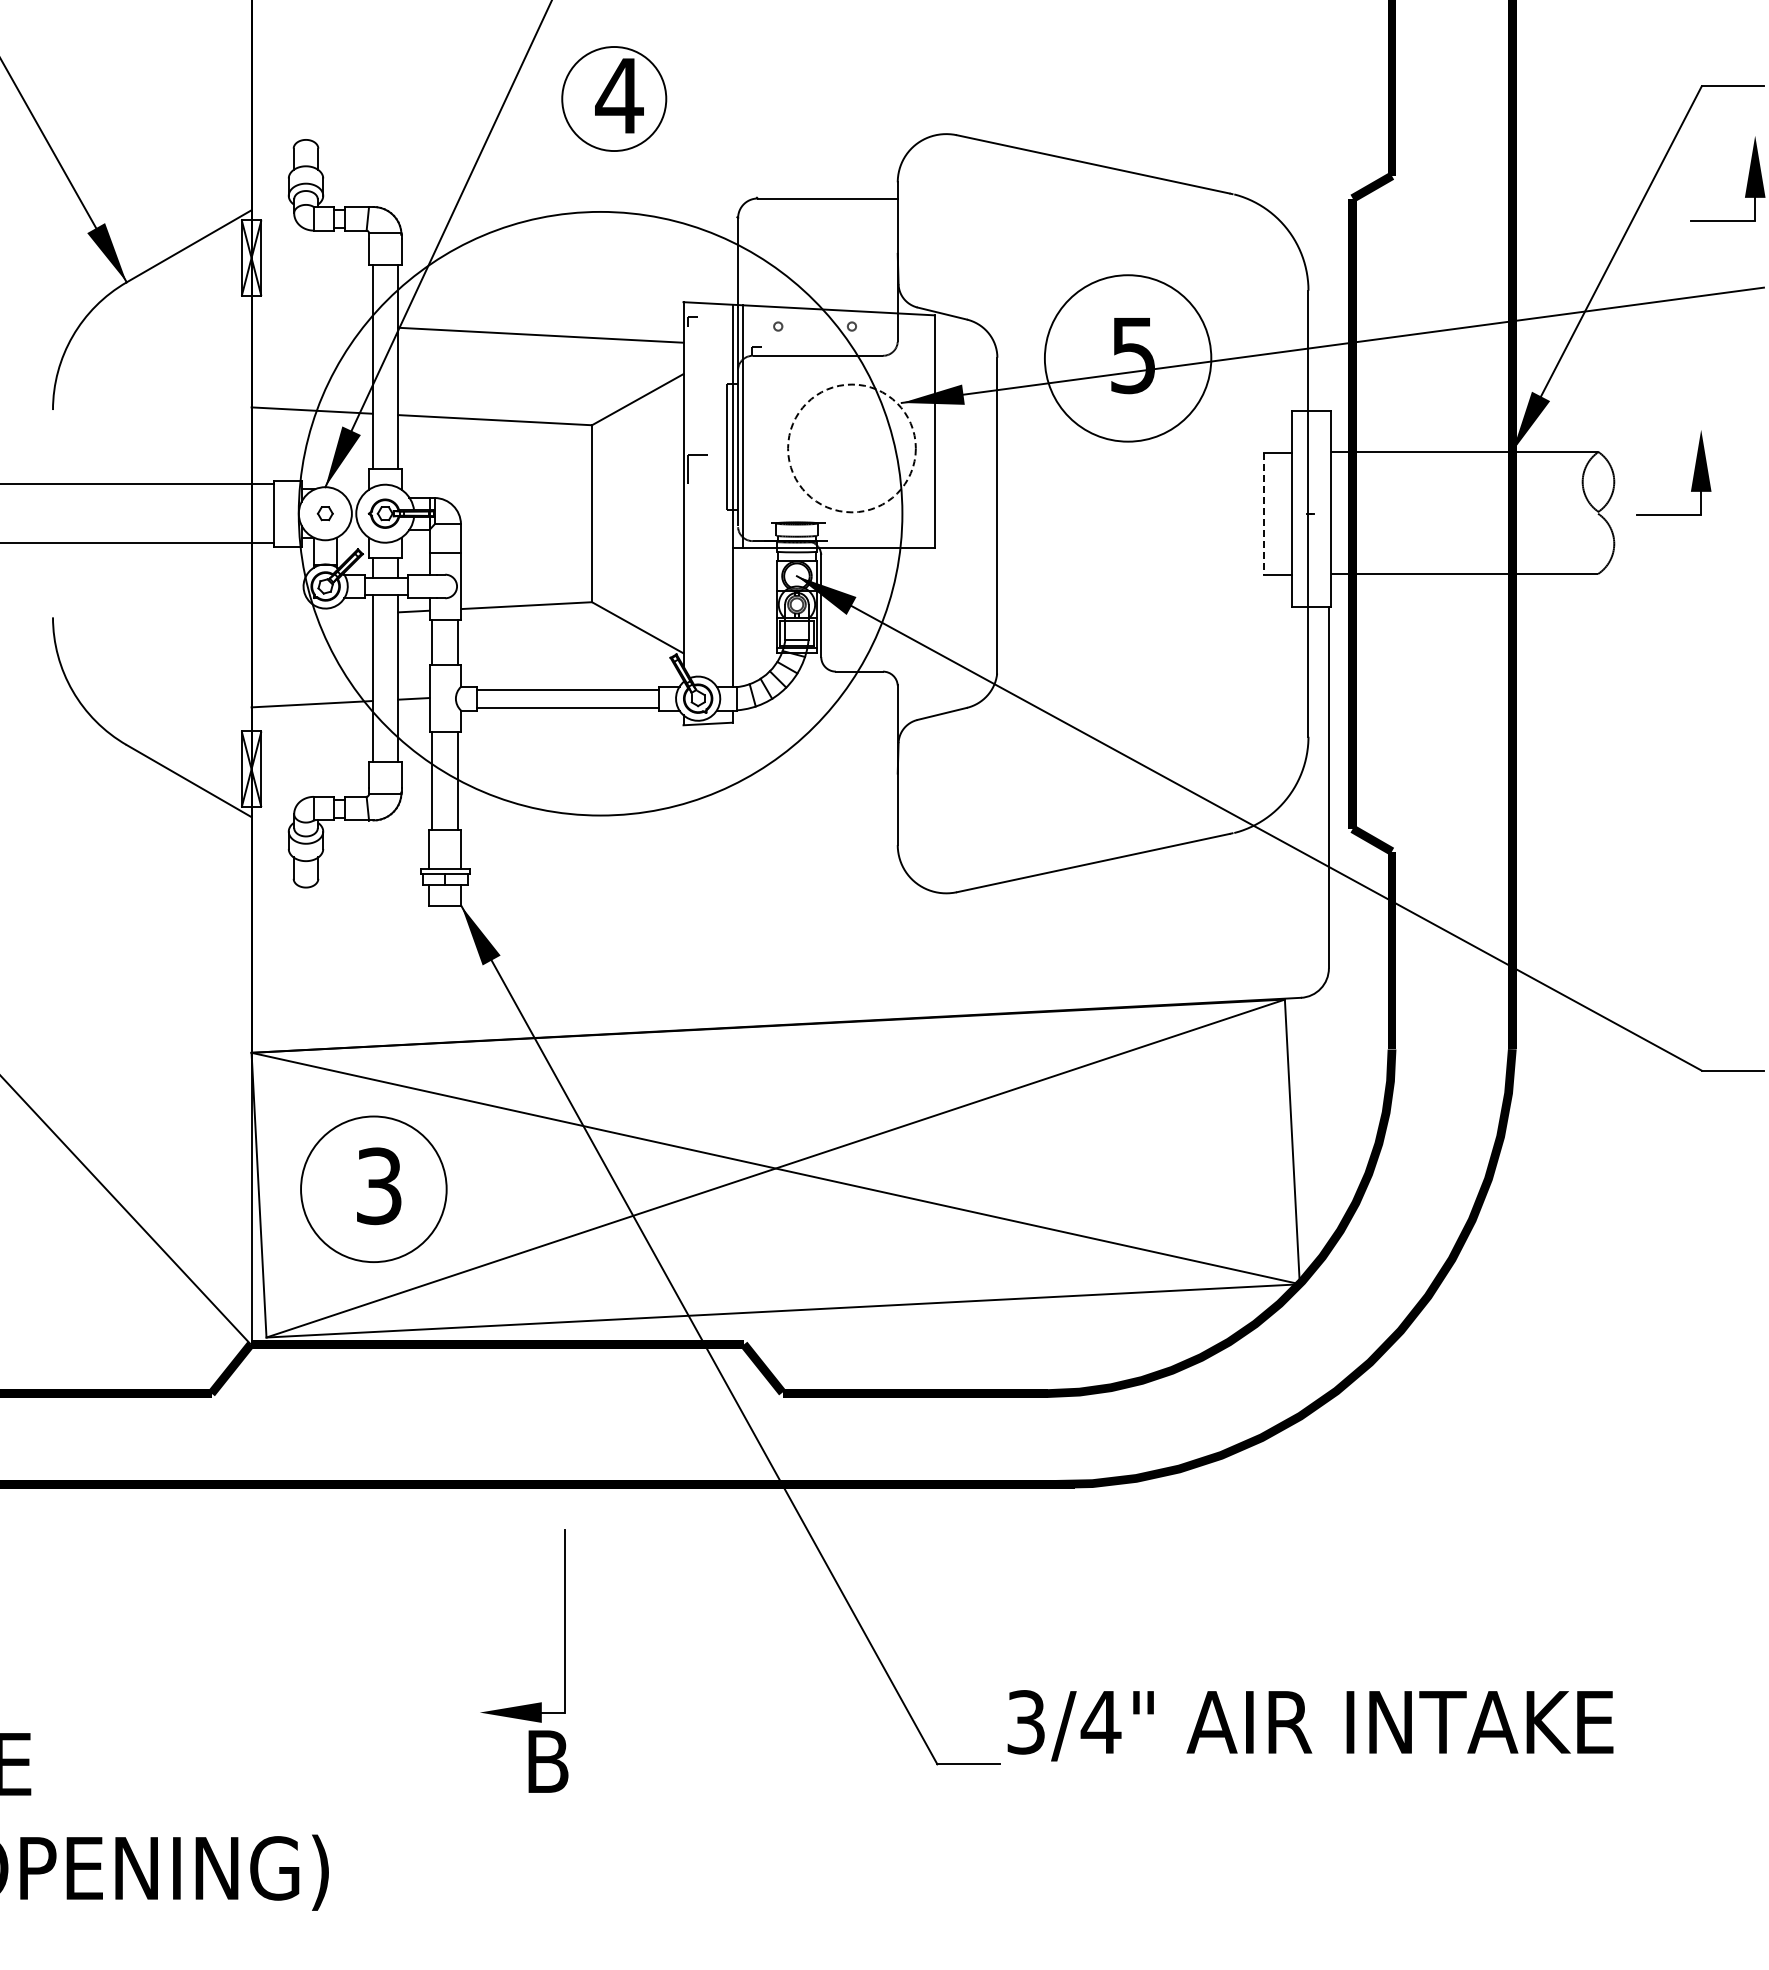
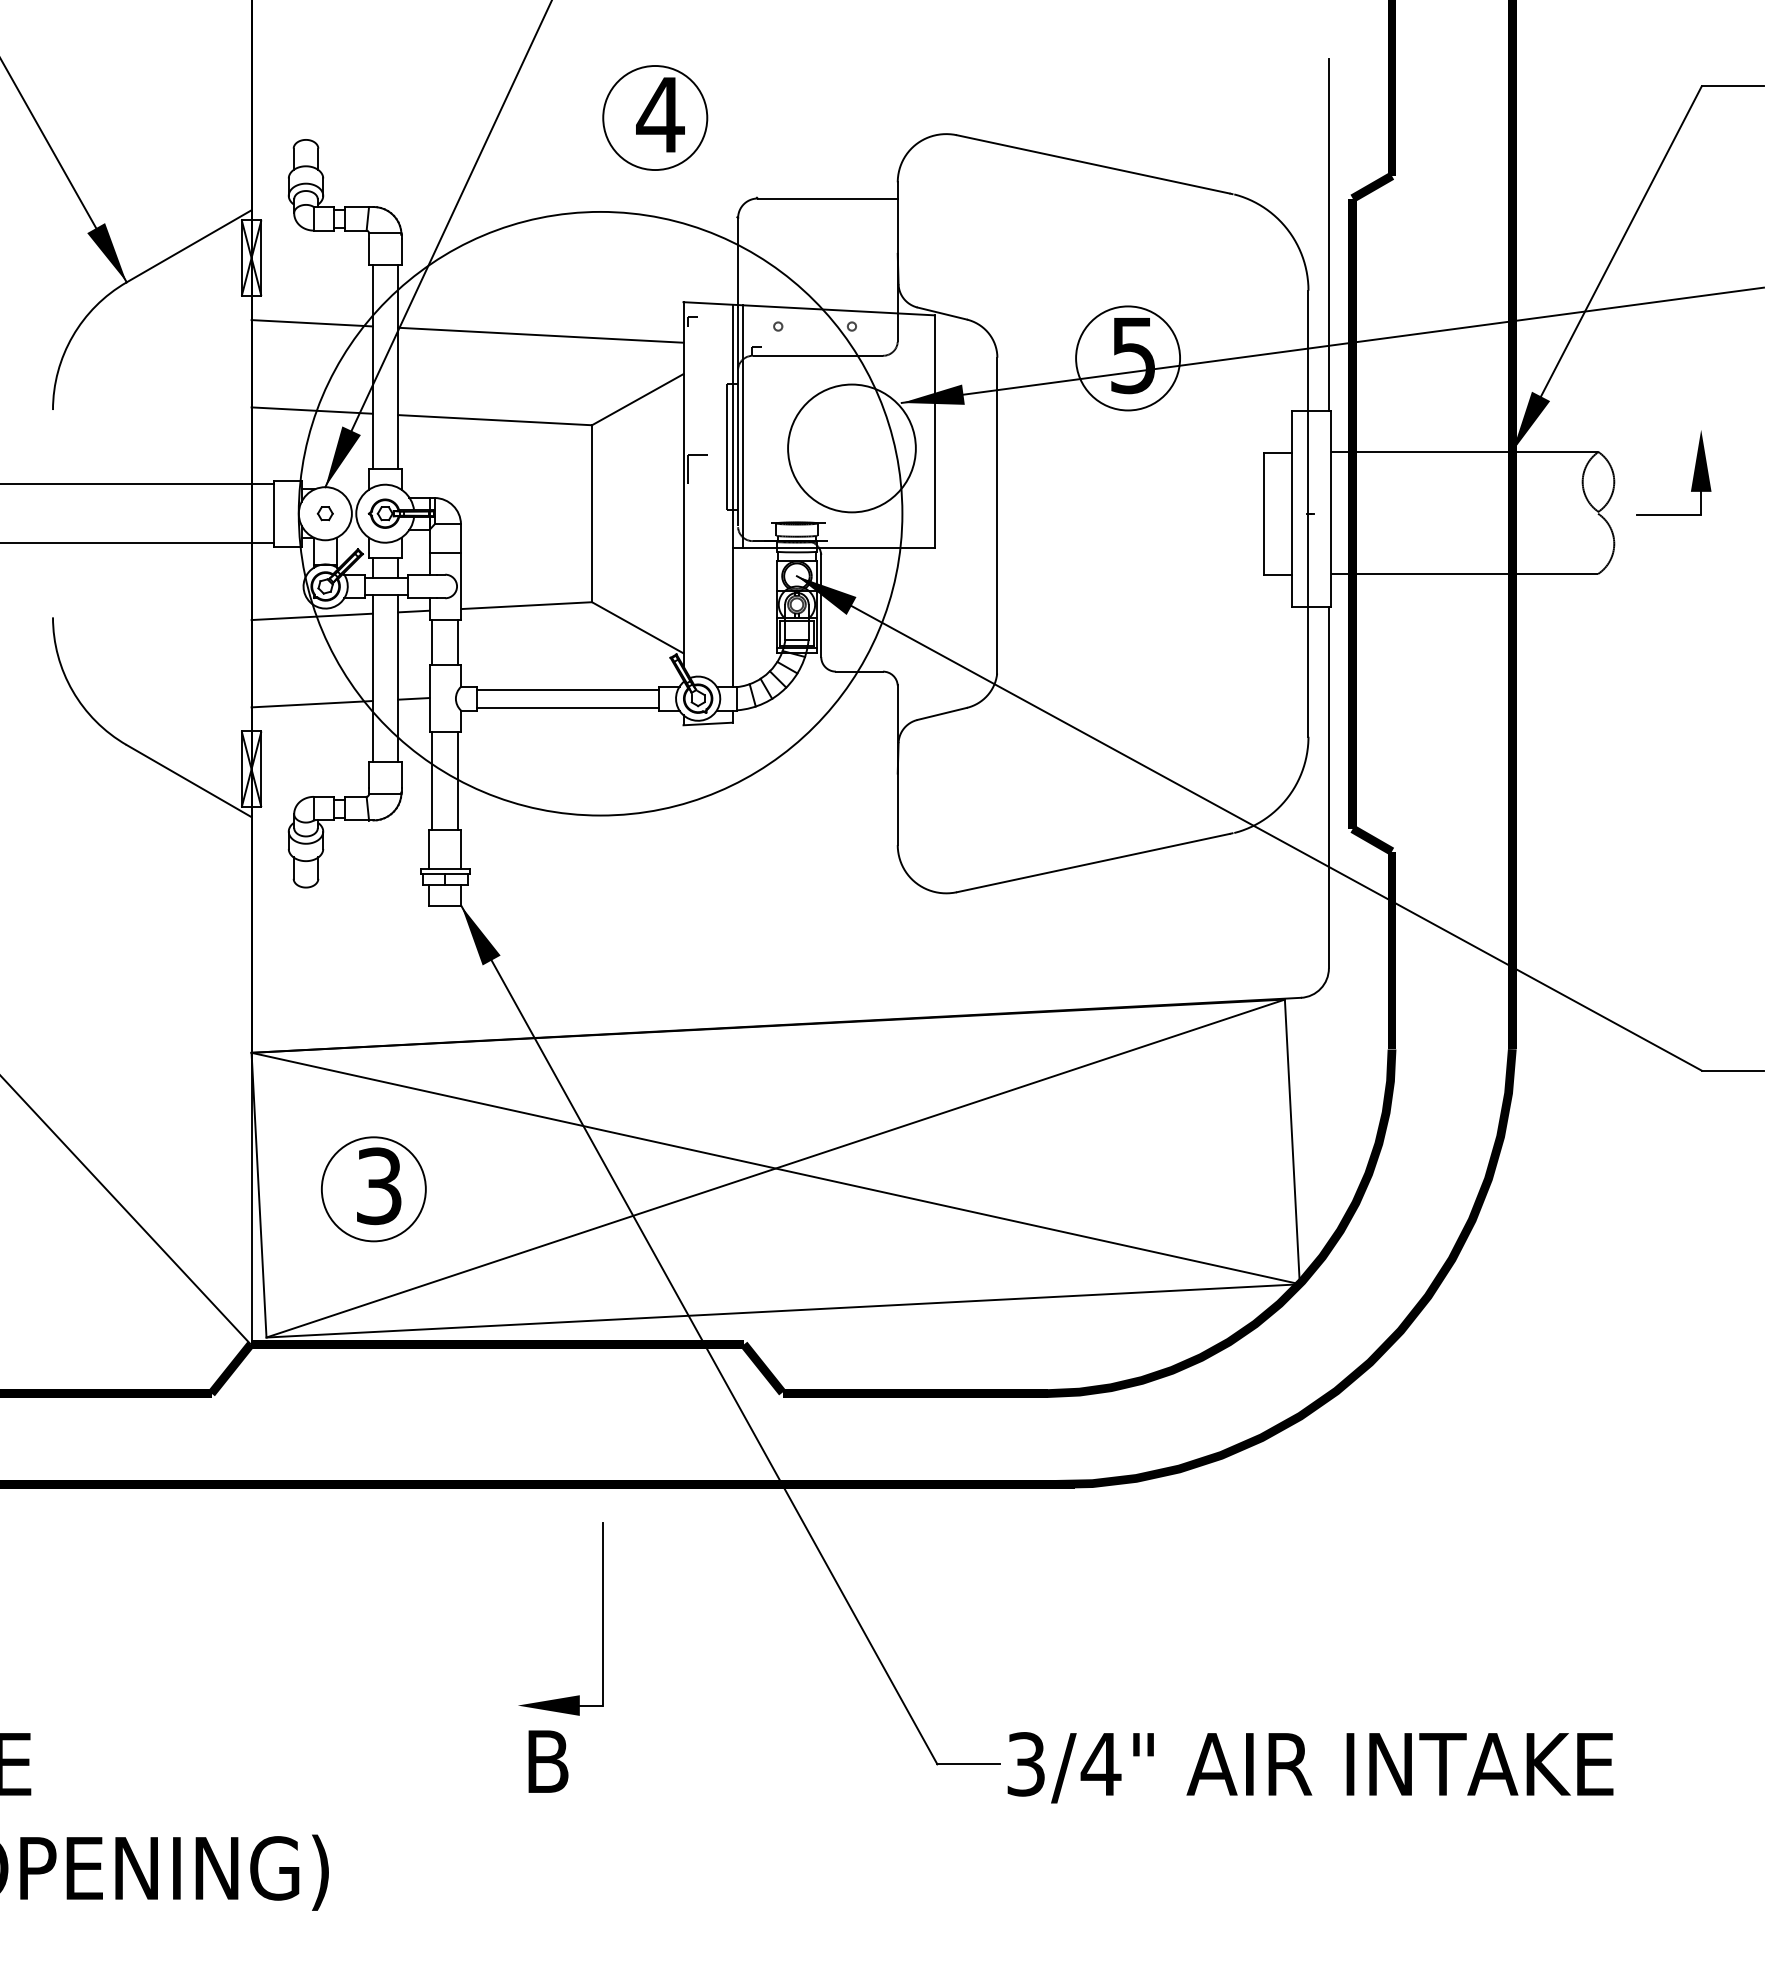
part position: (614, 98) -> (655, 117) (655, 117)
part: present -> none (1747, 180)
line: none -> present (1328, 234)
line: none -> present (311, 323)
circle diameter: 166 px -> 104 px (1128, 358)
circle: dashed -> solid (851, 448)
line: dashed -> solid (1264, 514)
line: none -> present (311, 616)
circle diameter: 146 px -> 104 px (373, 1189)
part position: (564, 1625) -> (602, 1618) (602, 1618)
text position: (1310, 1725) -> (1310, 1767) (1310, 1767)
